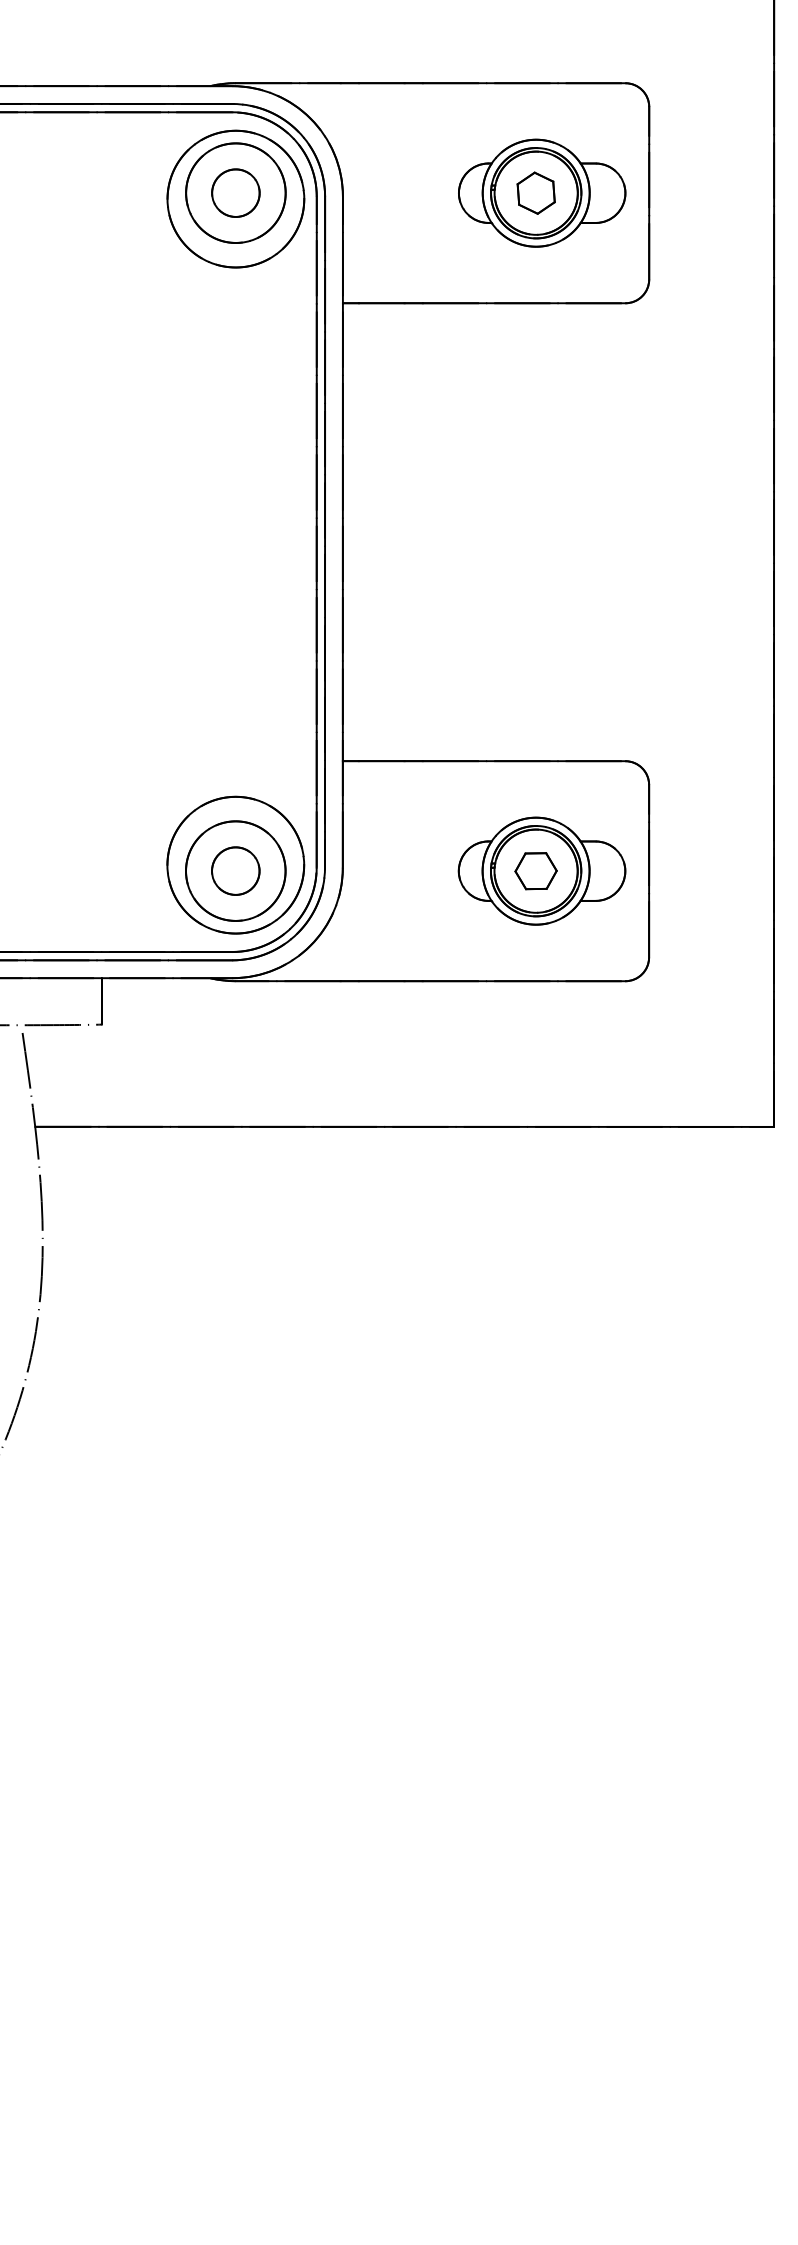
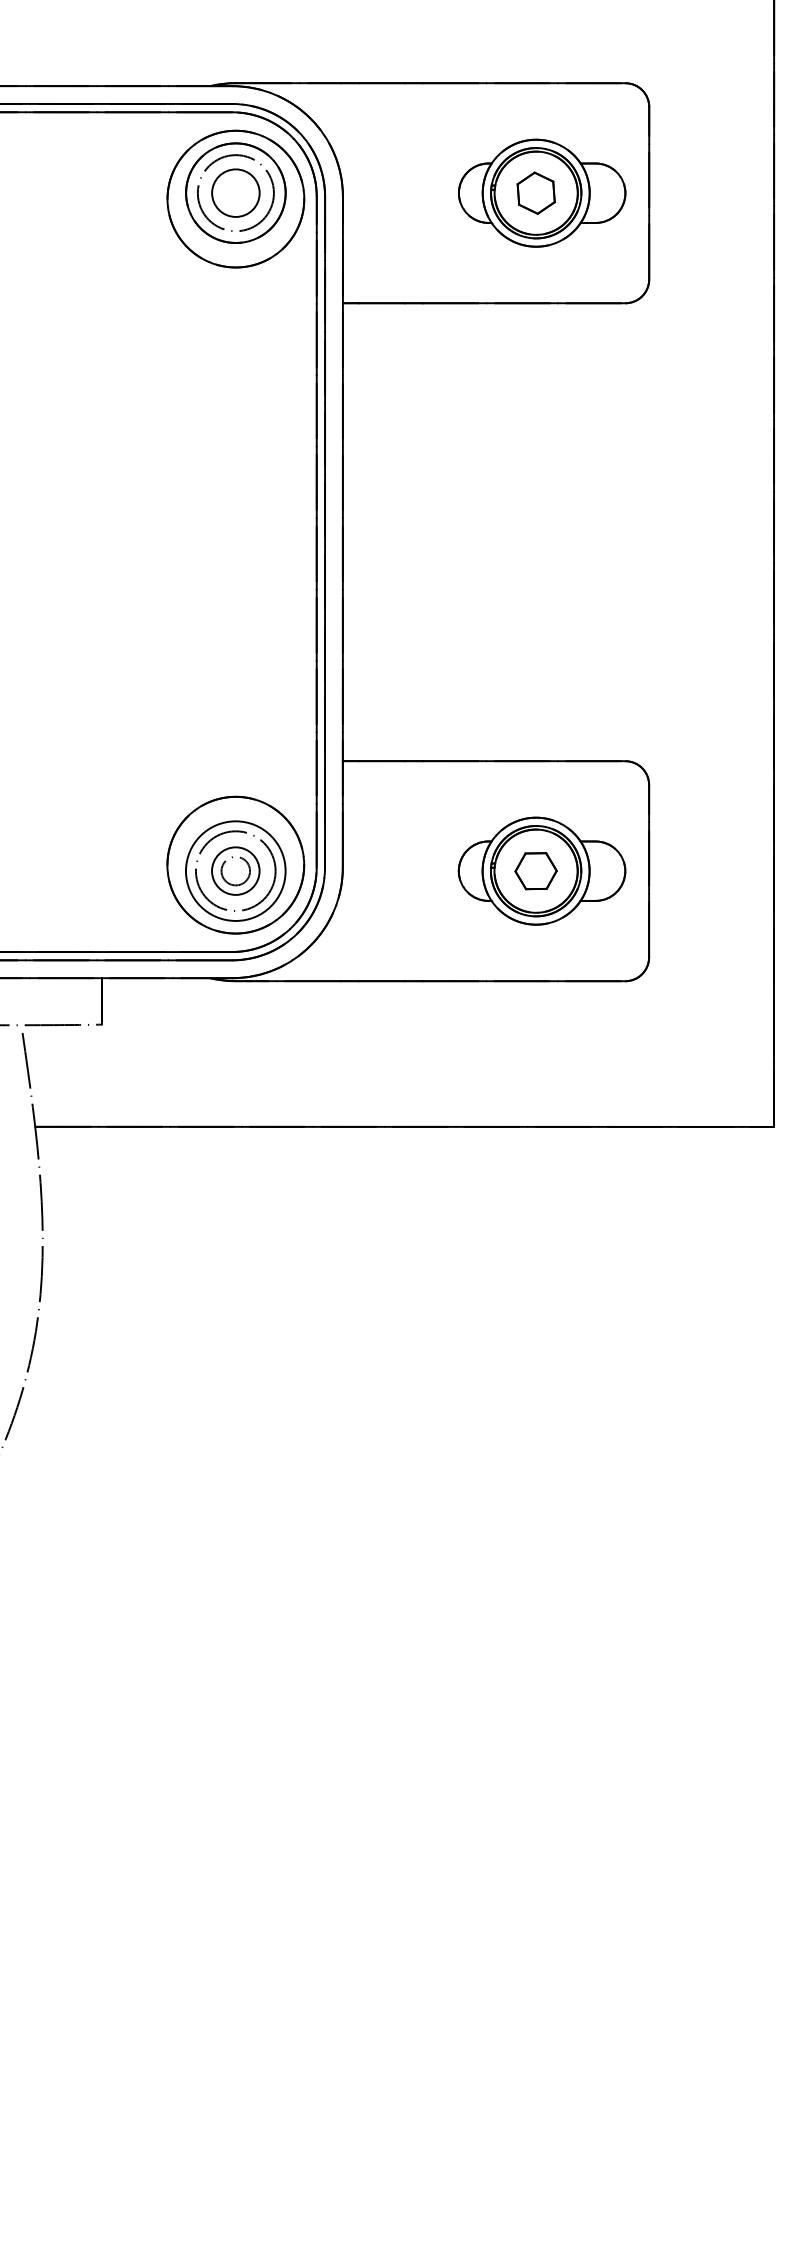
circle diameter: 48 px -> 76 px (235, 193)
circle diameter: 100 px -> 80 px (235, 871)
circle diameter: 48 px -> 29 px (235, 870)
